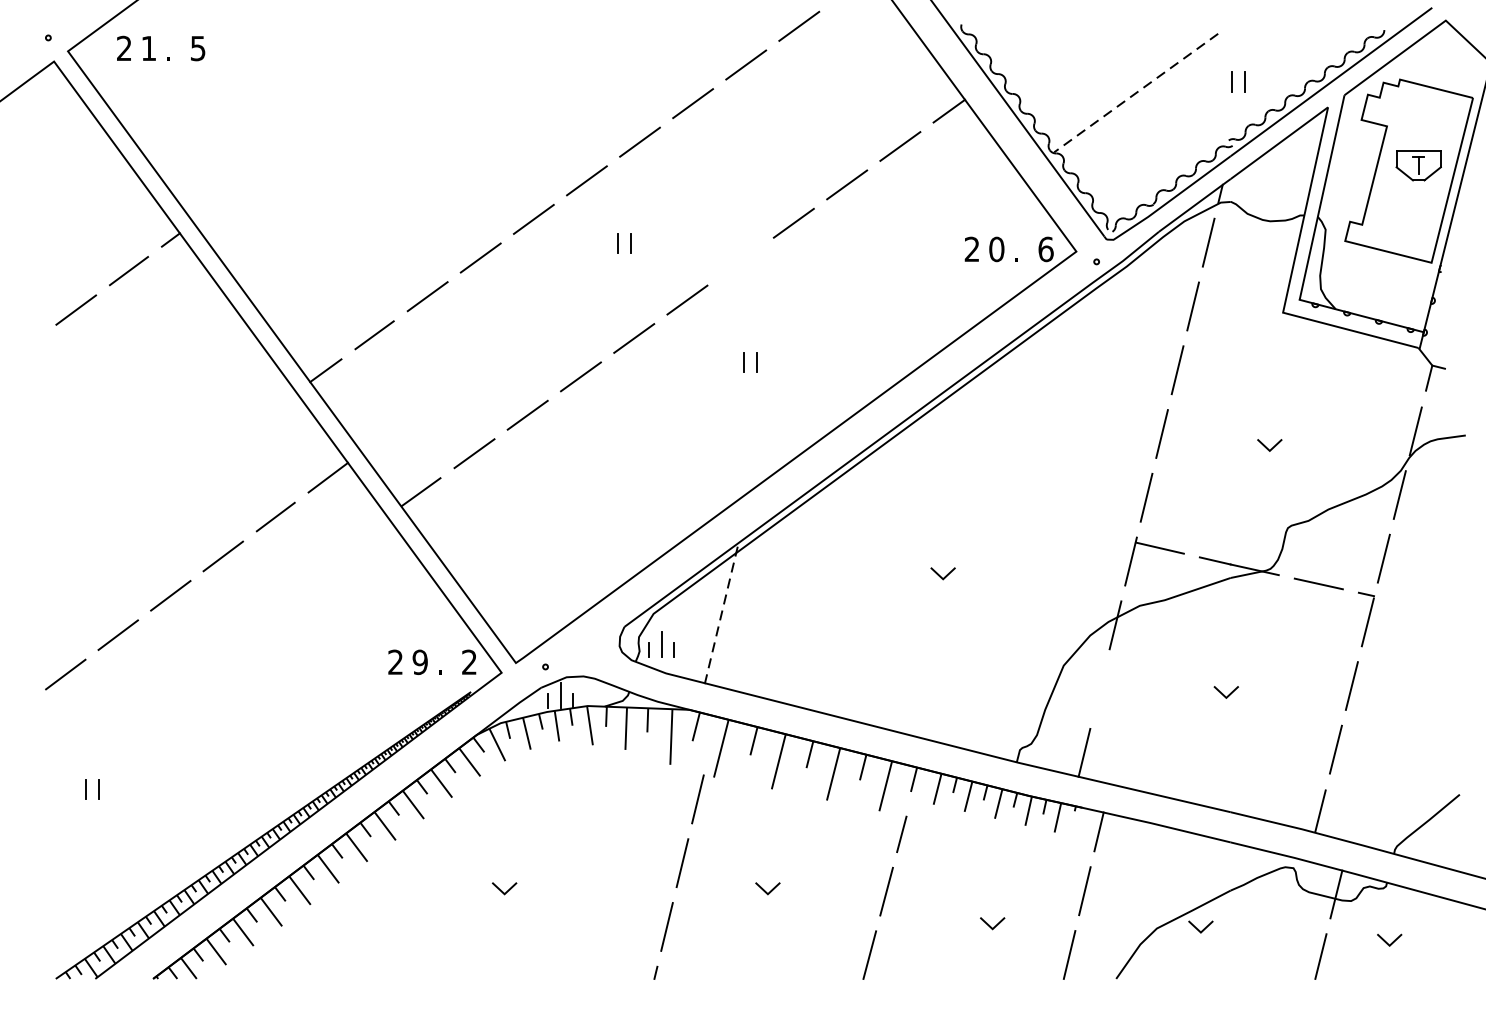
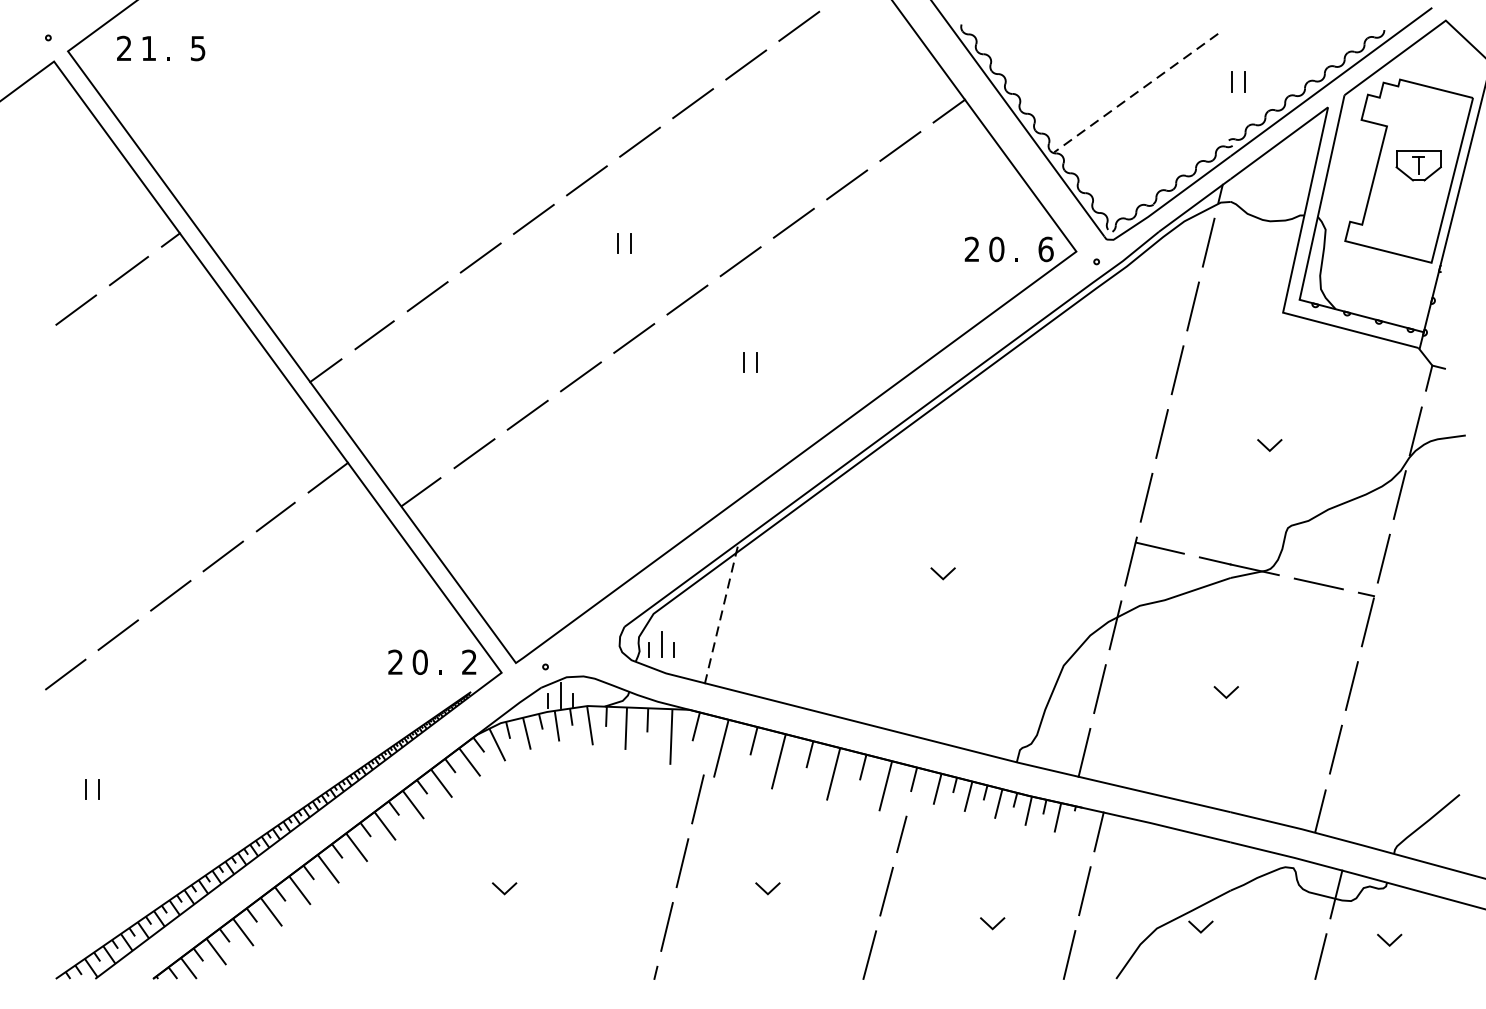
line: none -> present (740, 261)
text: 9 -> 0 (419, 662)
line: none -> present (1099, 689)
